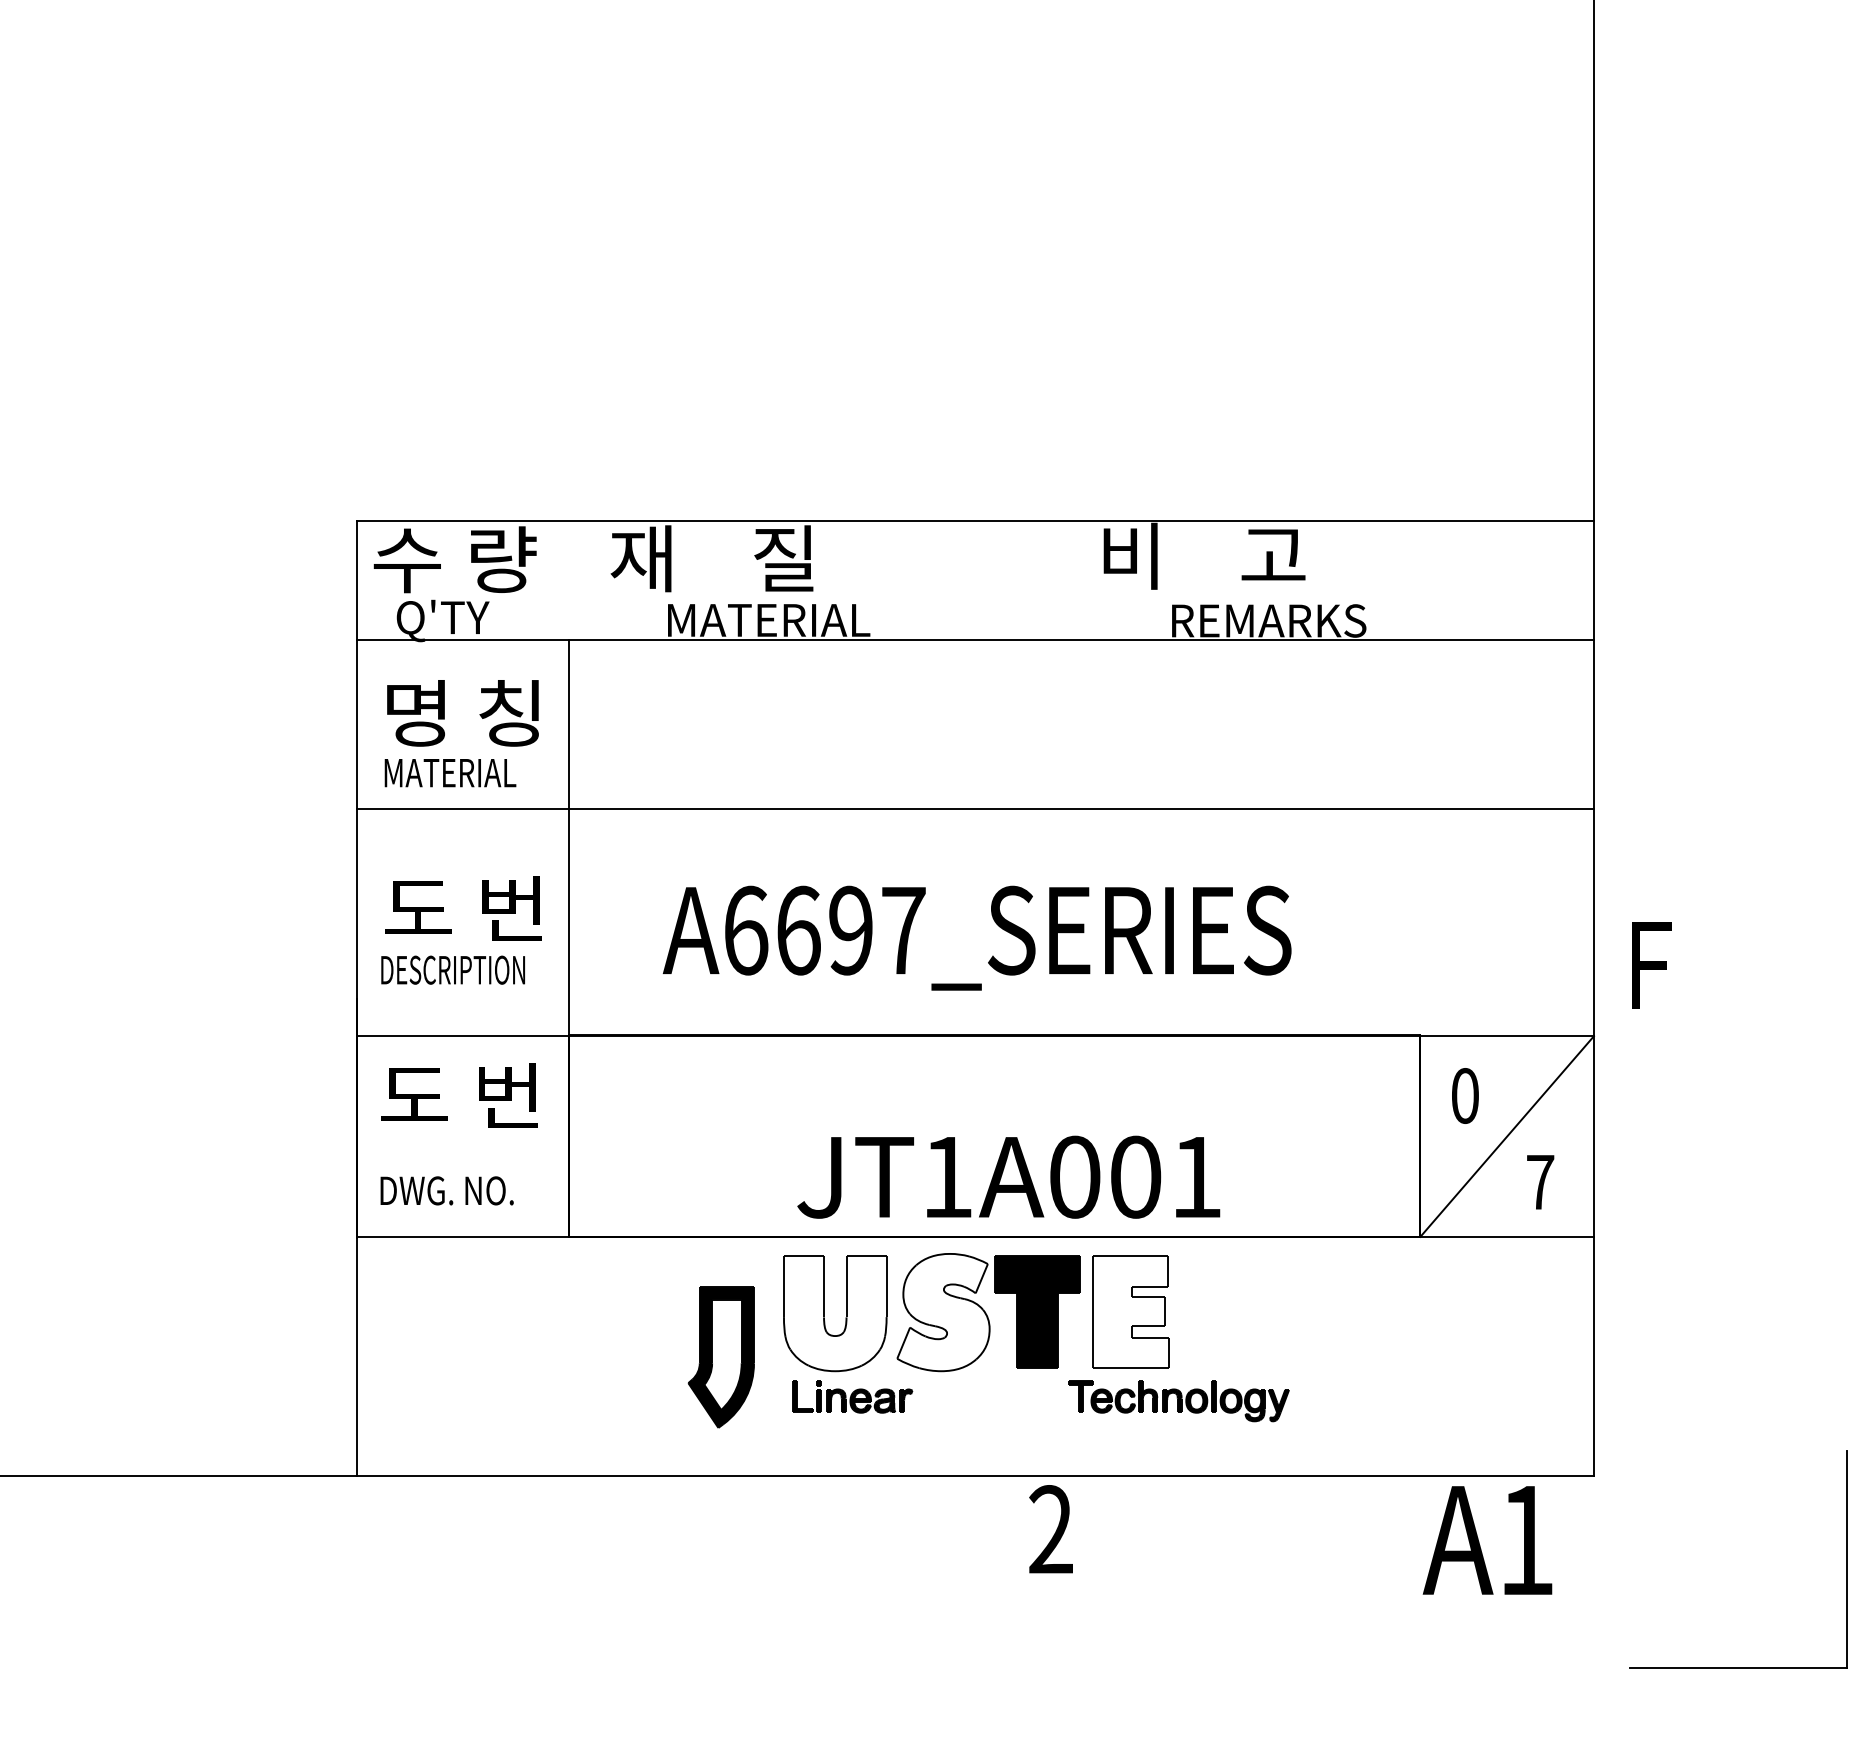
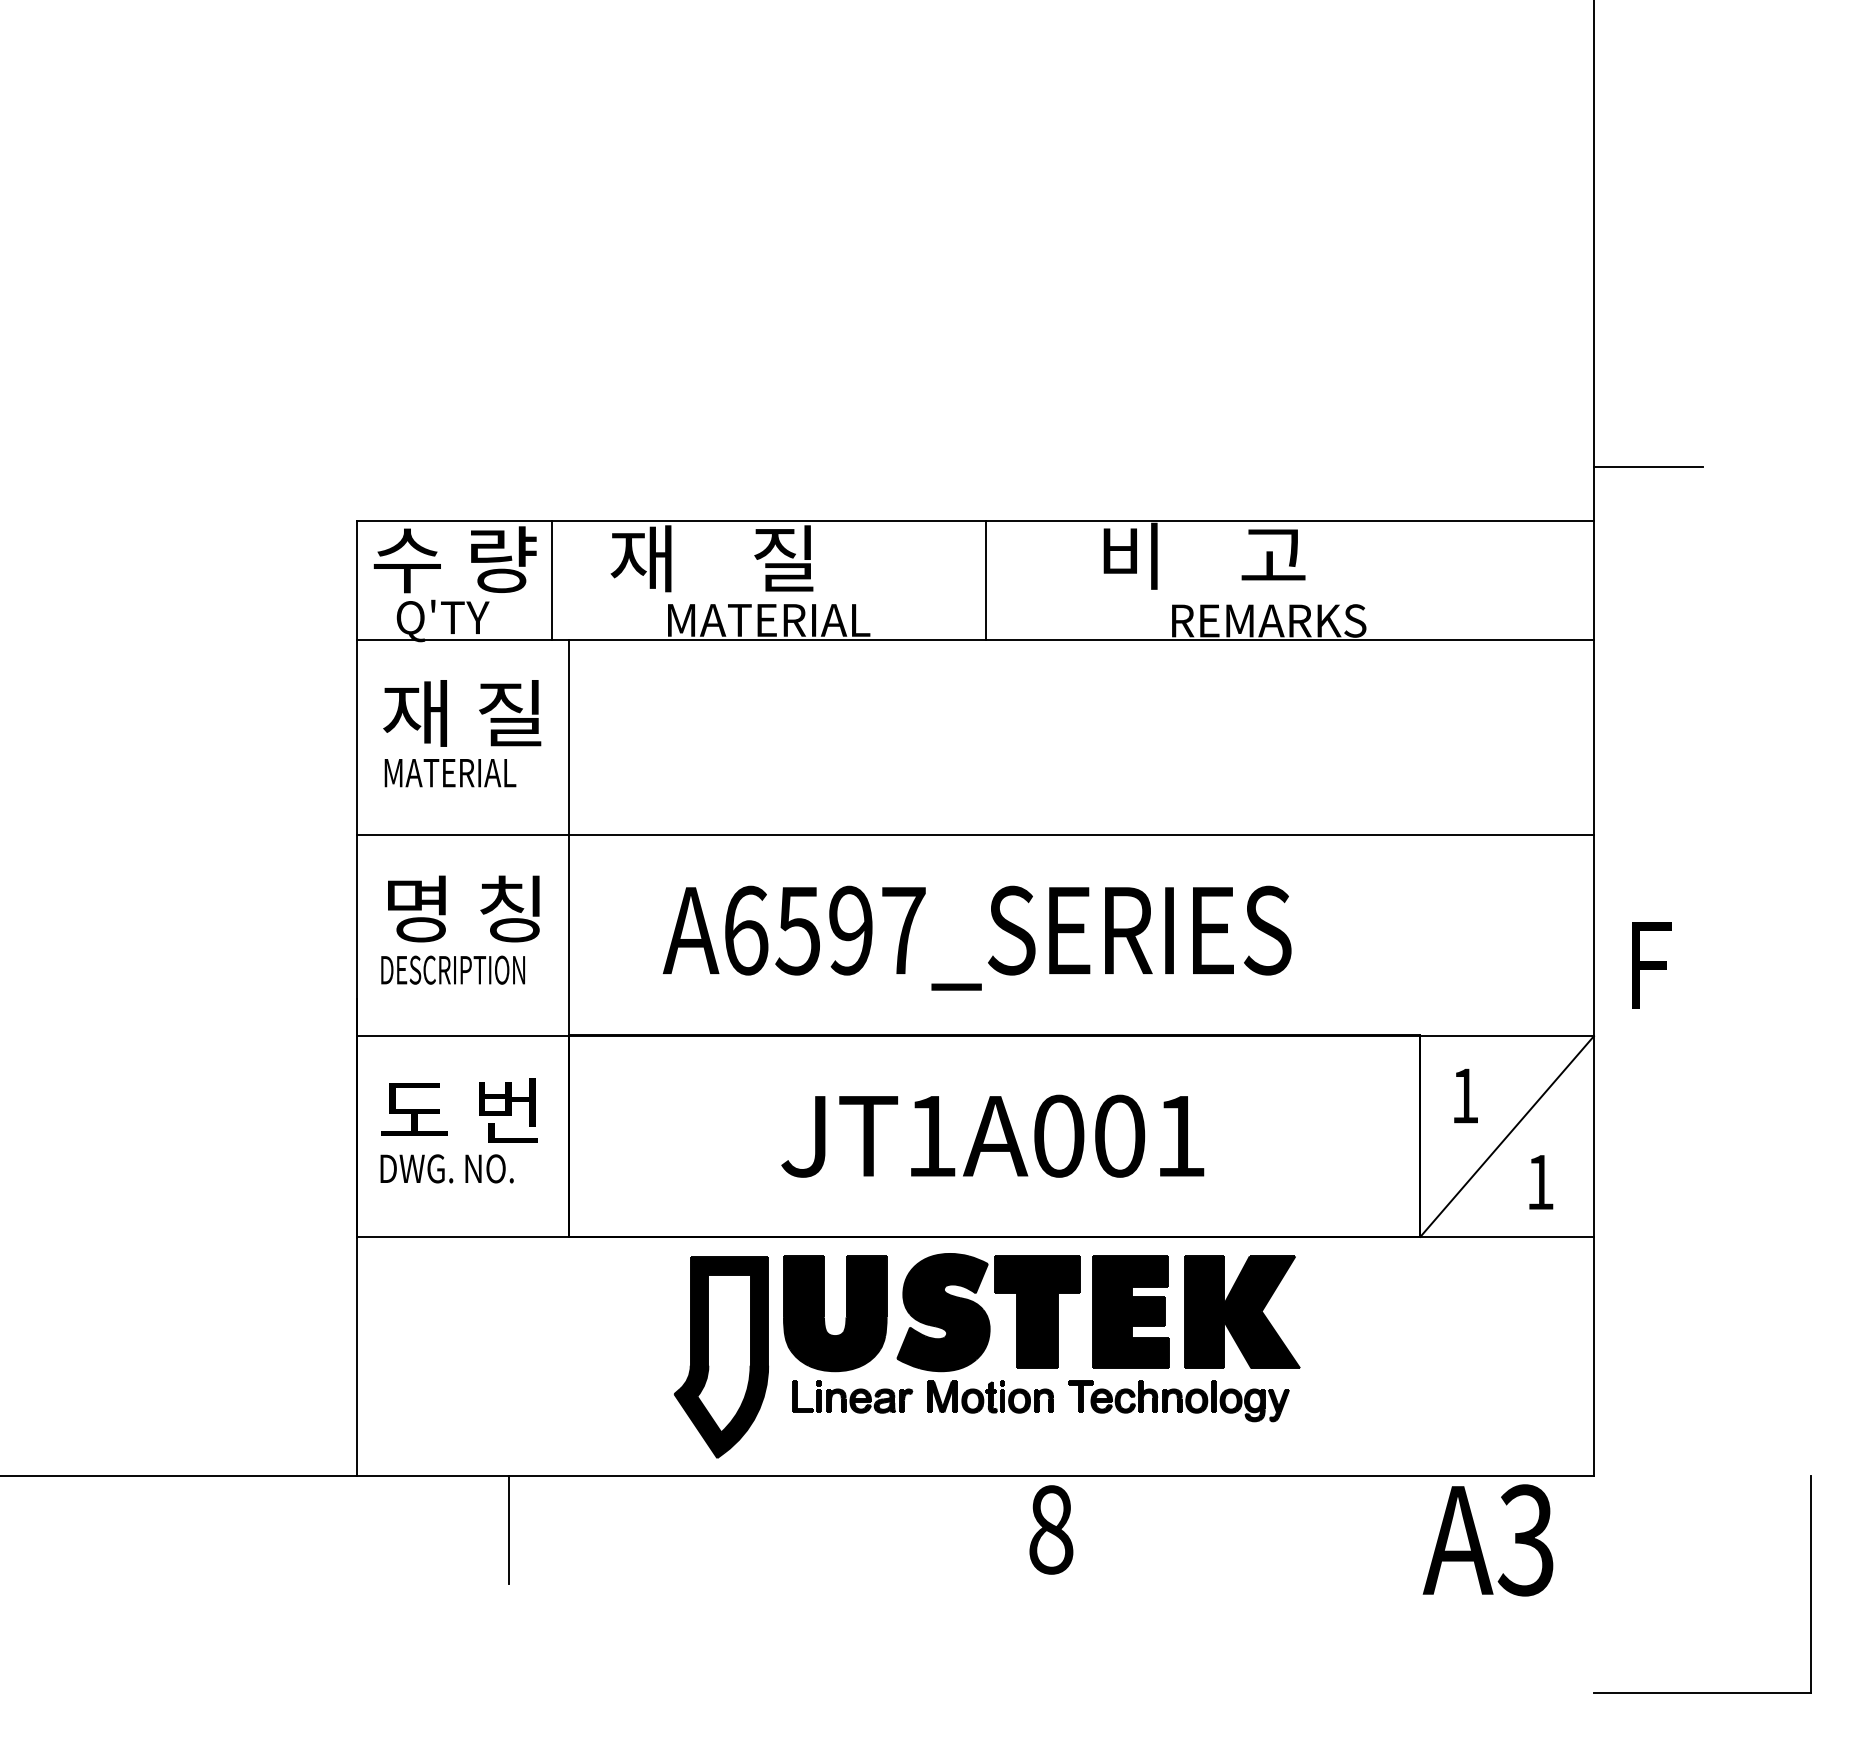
line: none -> present (1647, 466)
line: none -> present (552, 580)
line: none -> present (986, 580)
text: 명 칭 -> 재 질 (462, 713)
line position: (975, 809) -> (975, 835) (975, 835)
text: 도 번 -> 명 칭 (463, 908)
text: A6697_SERIES -> A6597_SERIES (797, 930)
text position: (459, 1095) -> (459, 1110) (459, 1110)
text: 0 -> 1 (1465, 1095)
text position: (1008, 1176) -> (992, 1135) (992, 1135)
text: 7 -> 1 (1540, 1182)
text position: (446, 1190) -> (446, 1168) (446, 1168)
part: none -> present (1242, 1311)
fill: none -> present (943, 1312)
fill: none -> present (1130, 1312)
fill: none -> present (834, 1313)
part size: 68x143 px -> 96x203 px (720, 1357)
part: none -> present (990, 1396)
line: none -> present (508, 1529)
text: 2 -> 8 (1051, 1529)
text: A1 -> A3 (1525, 1540)
part position: (1846, 1559) -> (1810, 1584) (1810, 1584)
